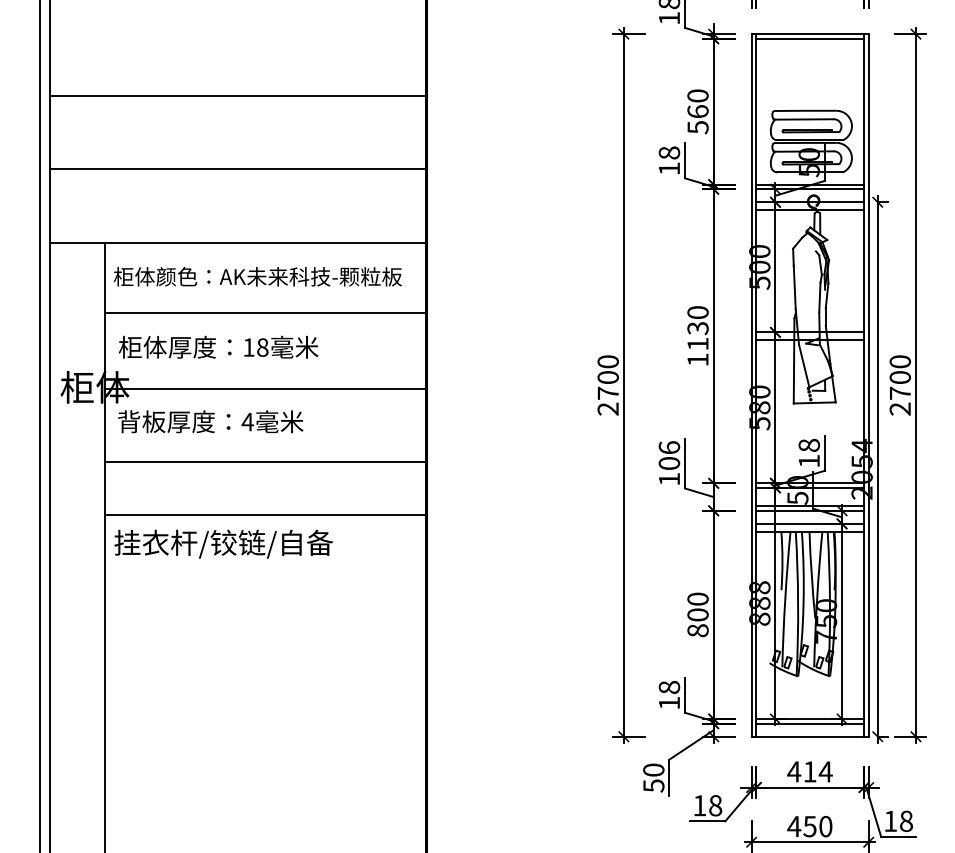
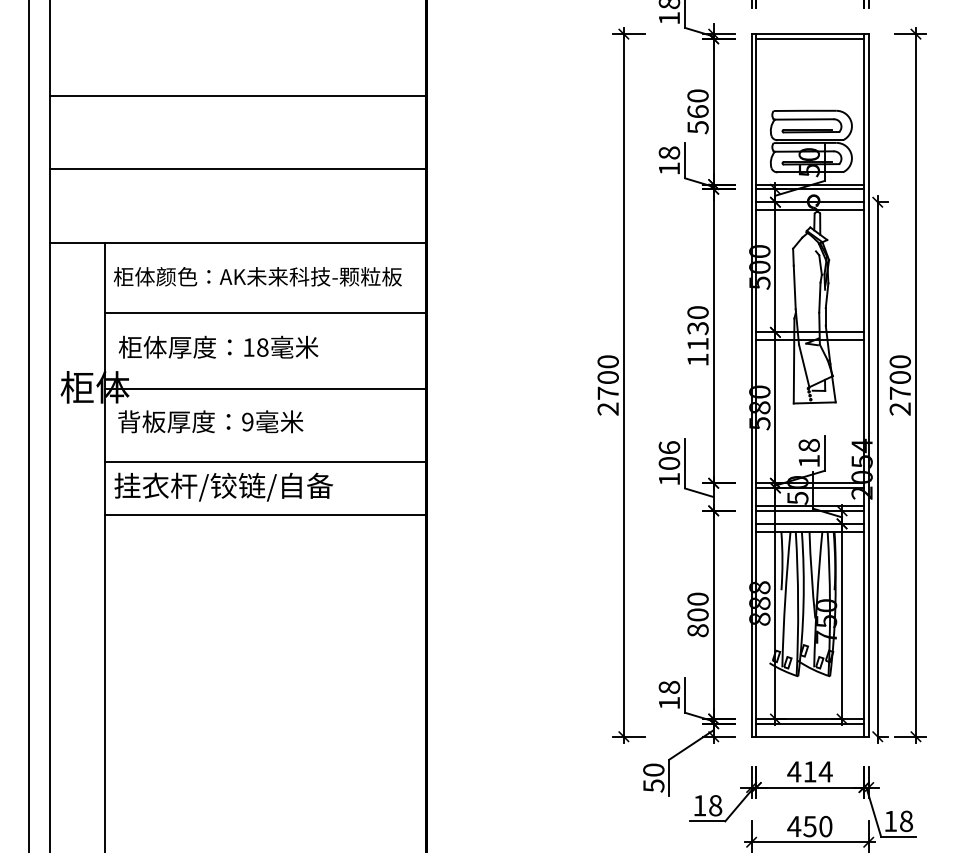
text: 4 -> 9 (247, 421)
line position: (39, 425) -> (28, 425) (28, 425)
text position: (223, 543) -> (223, 486) (223, 486)
